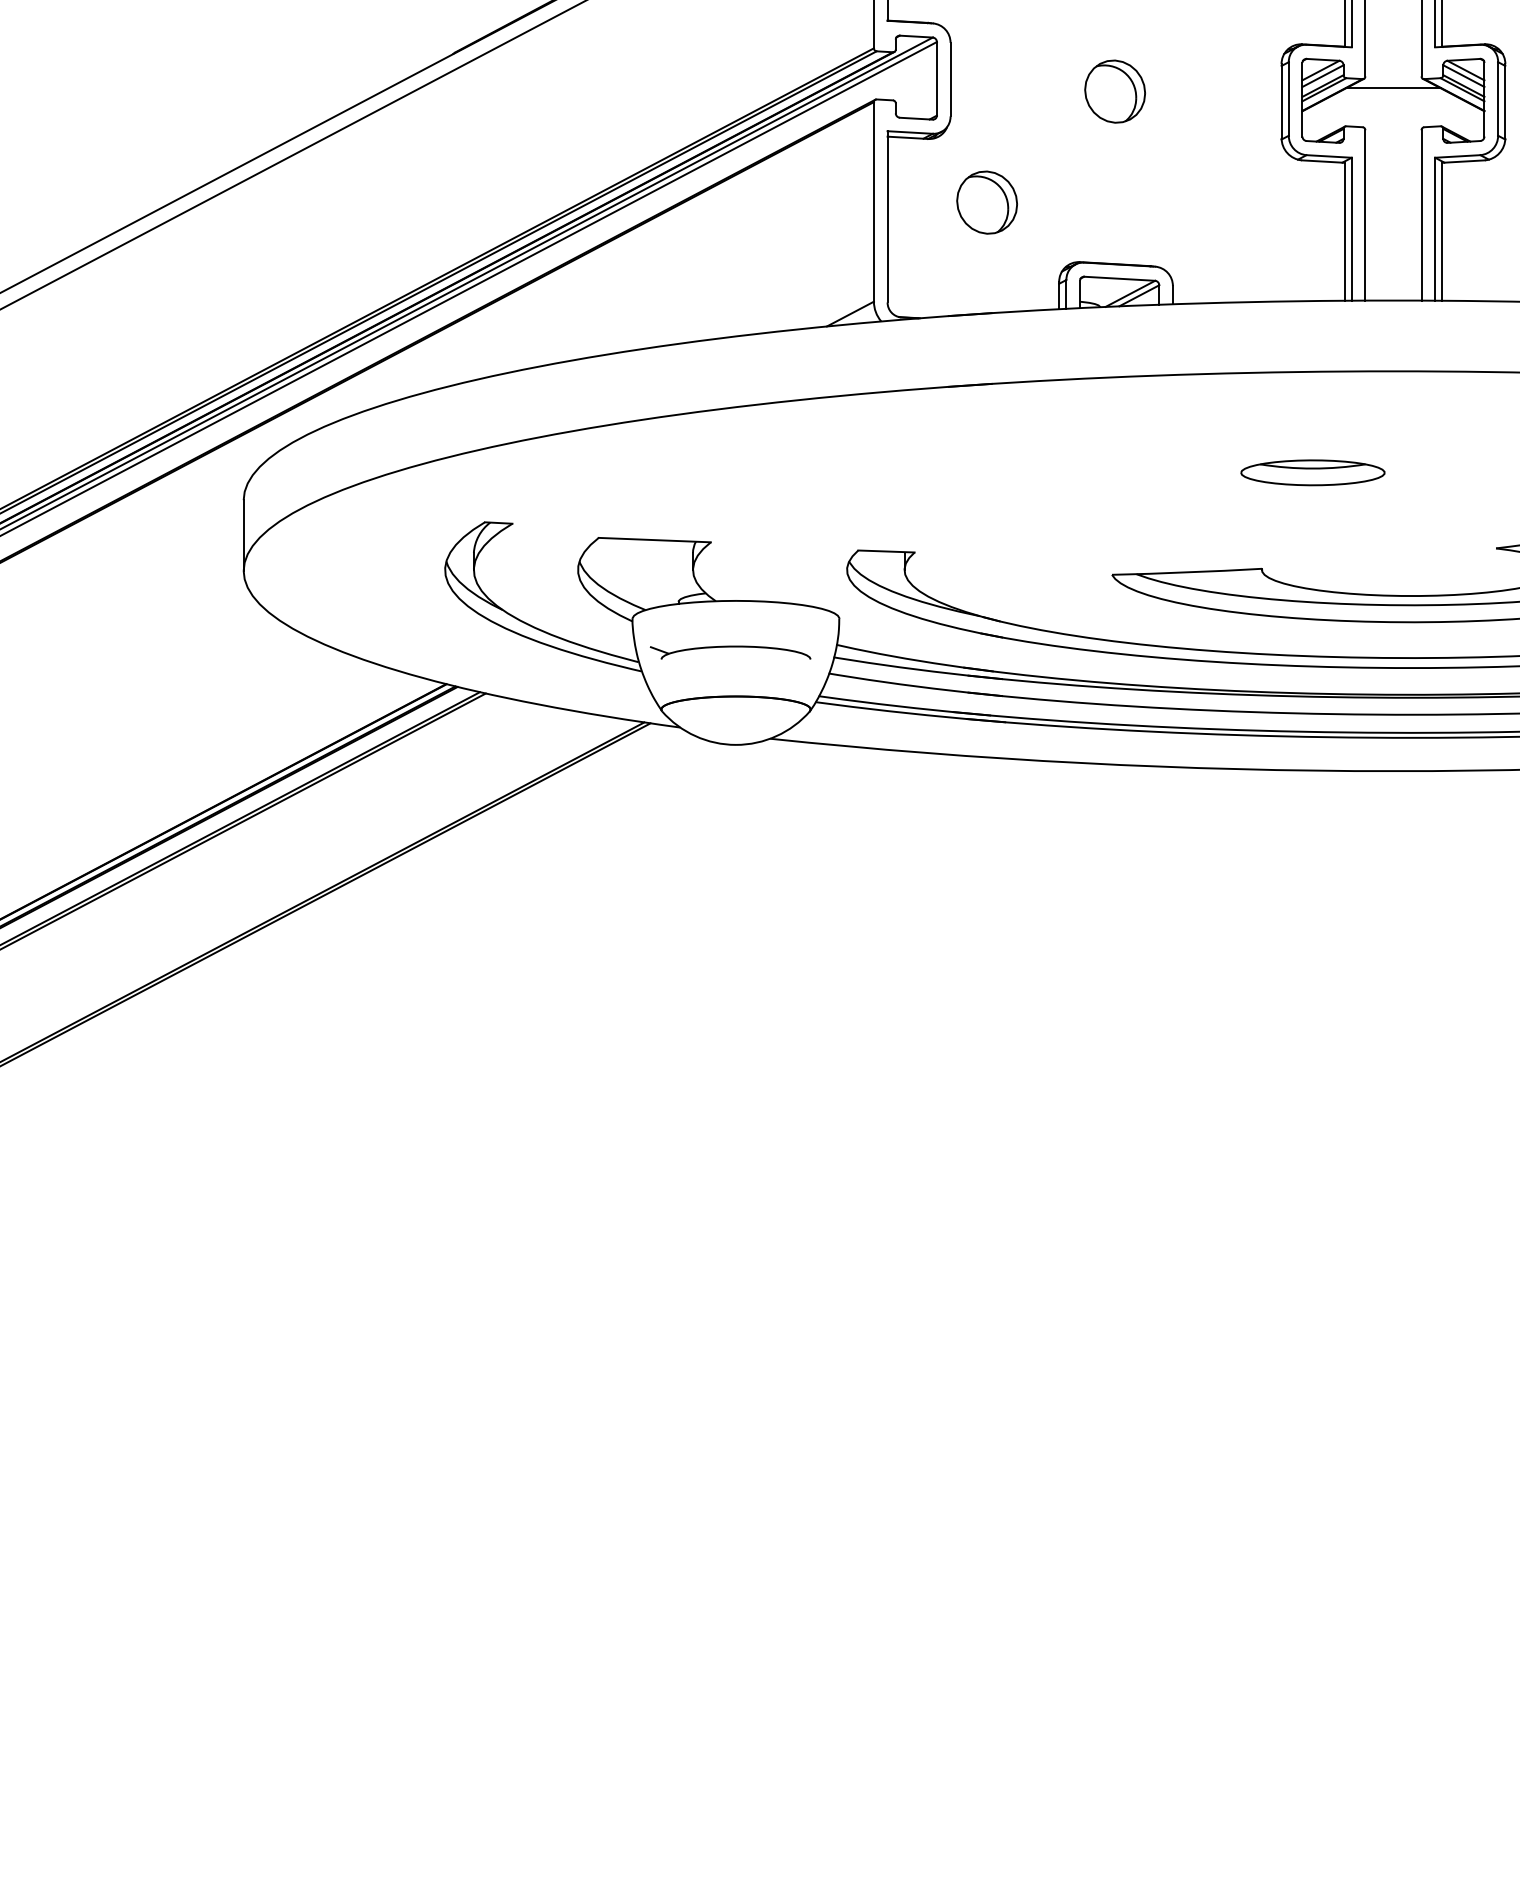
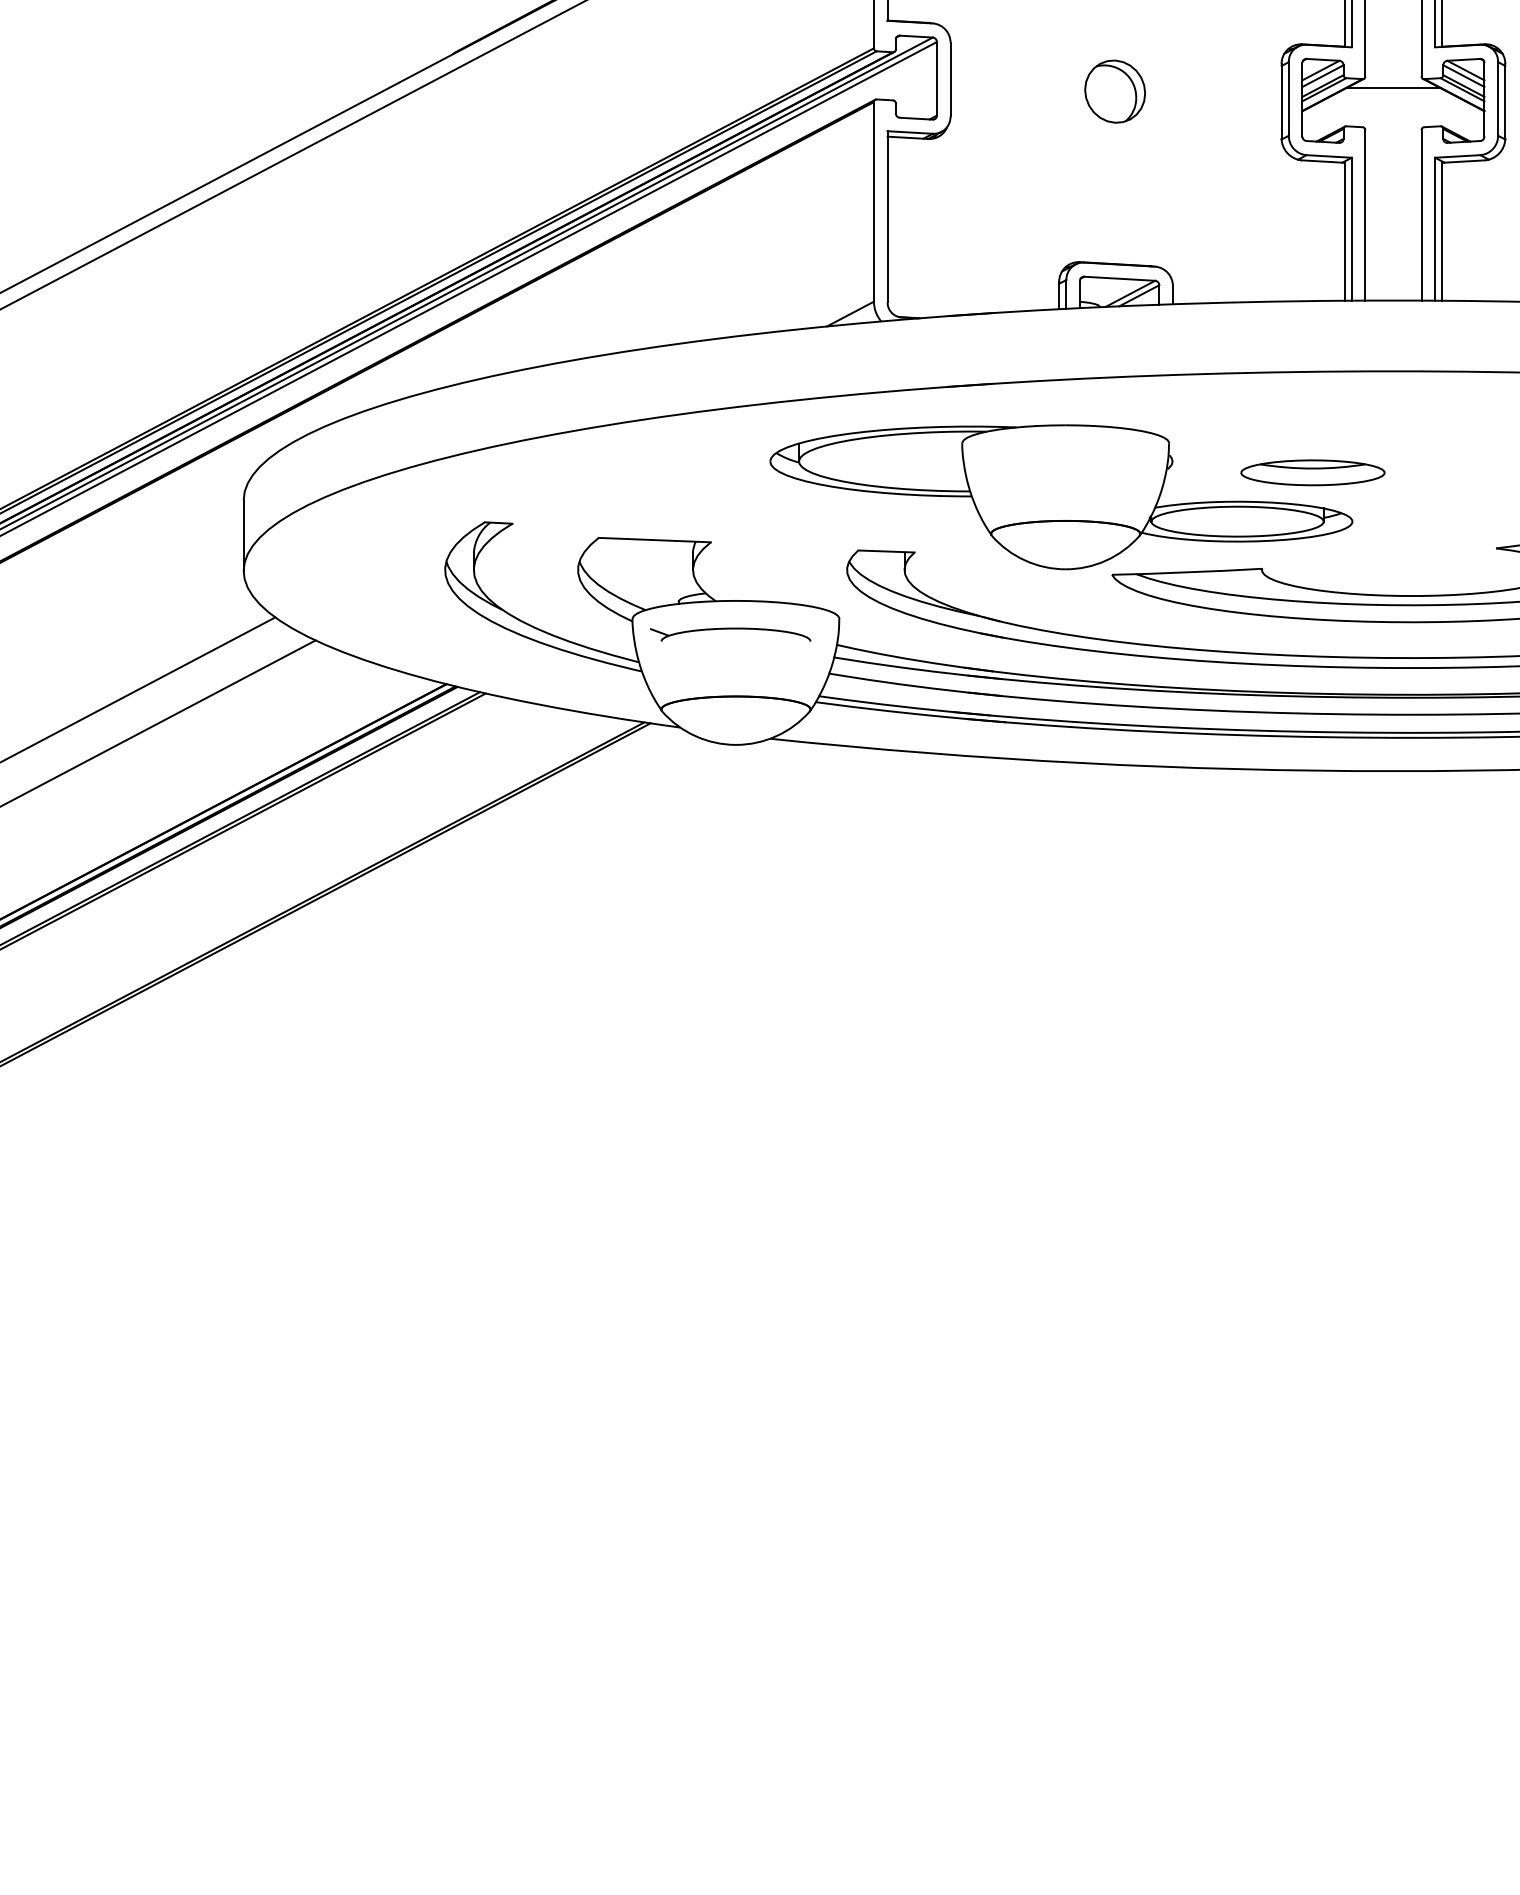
part: present -> none (986, 202)
part: none -> present (1061, 497)
part position: (730, 652) -> (730, 634) (730, 634)
line: none -> present (138, 689)
line: none -> present (158, 722)
